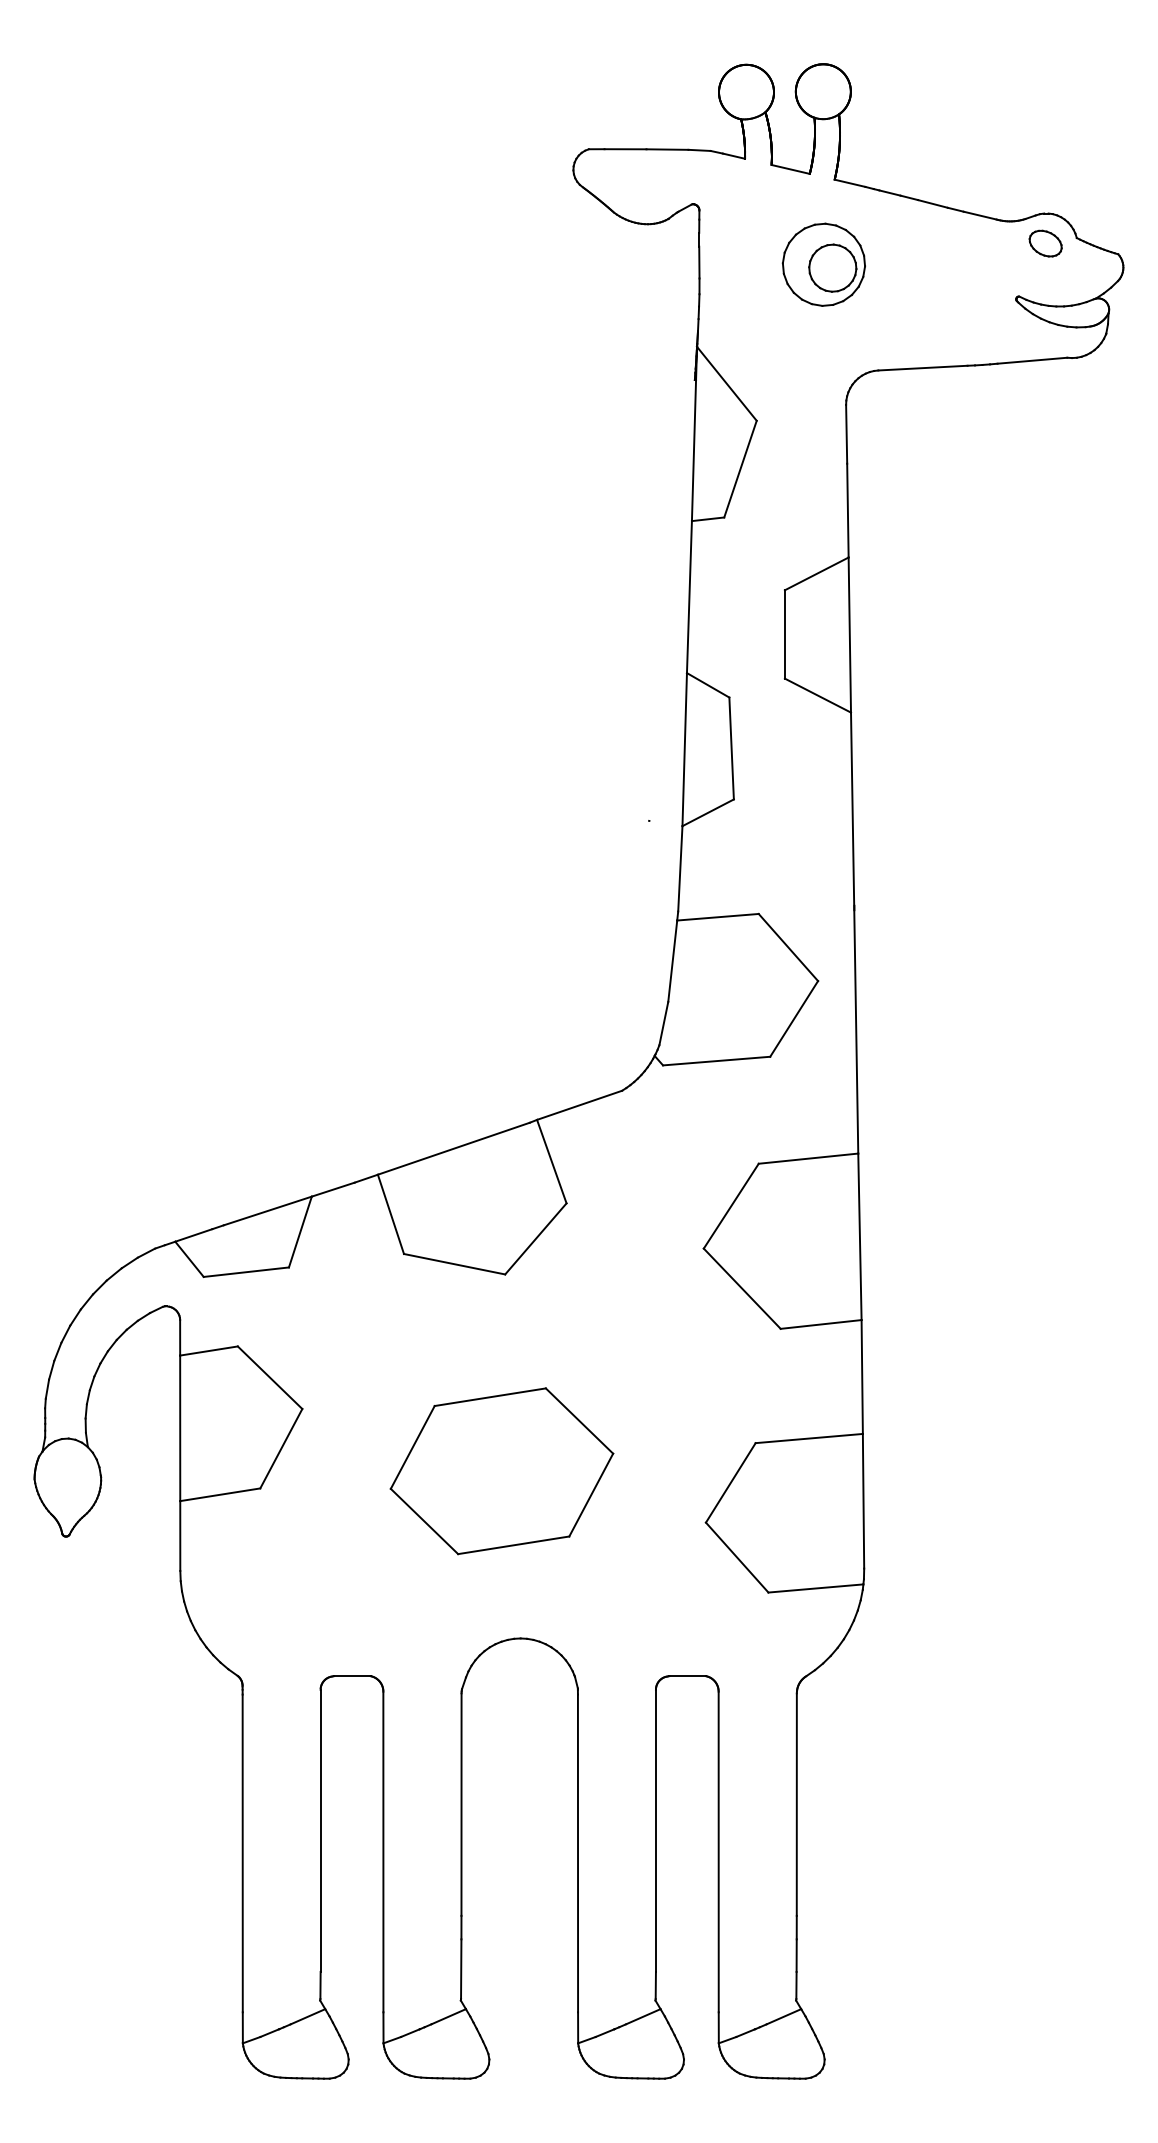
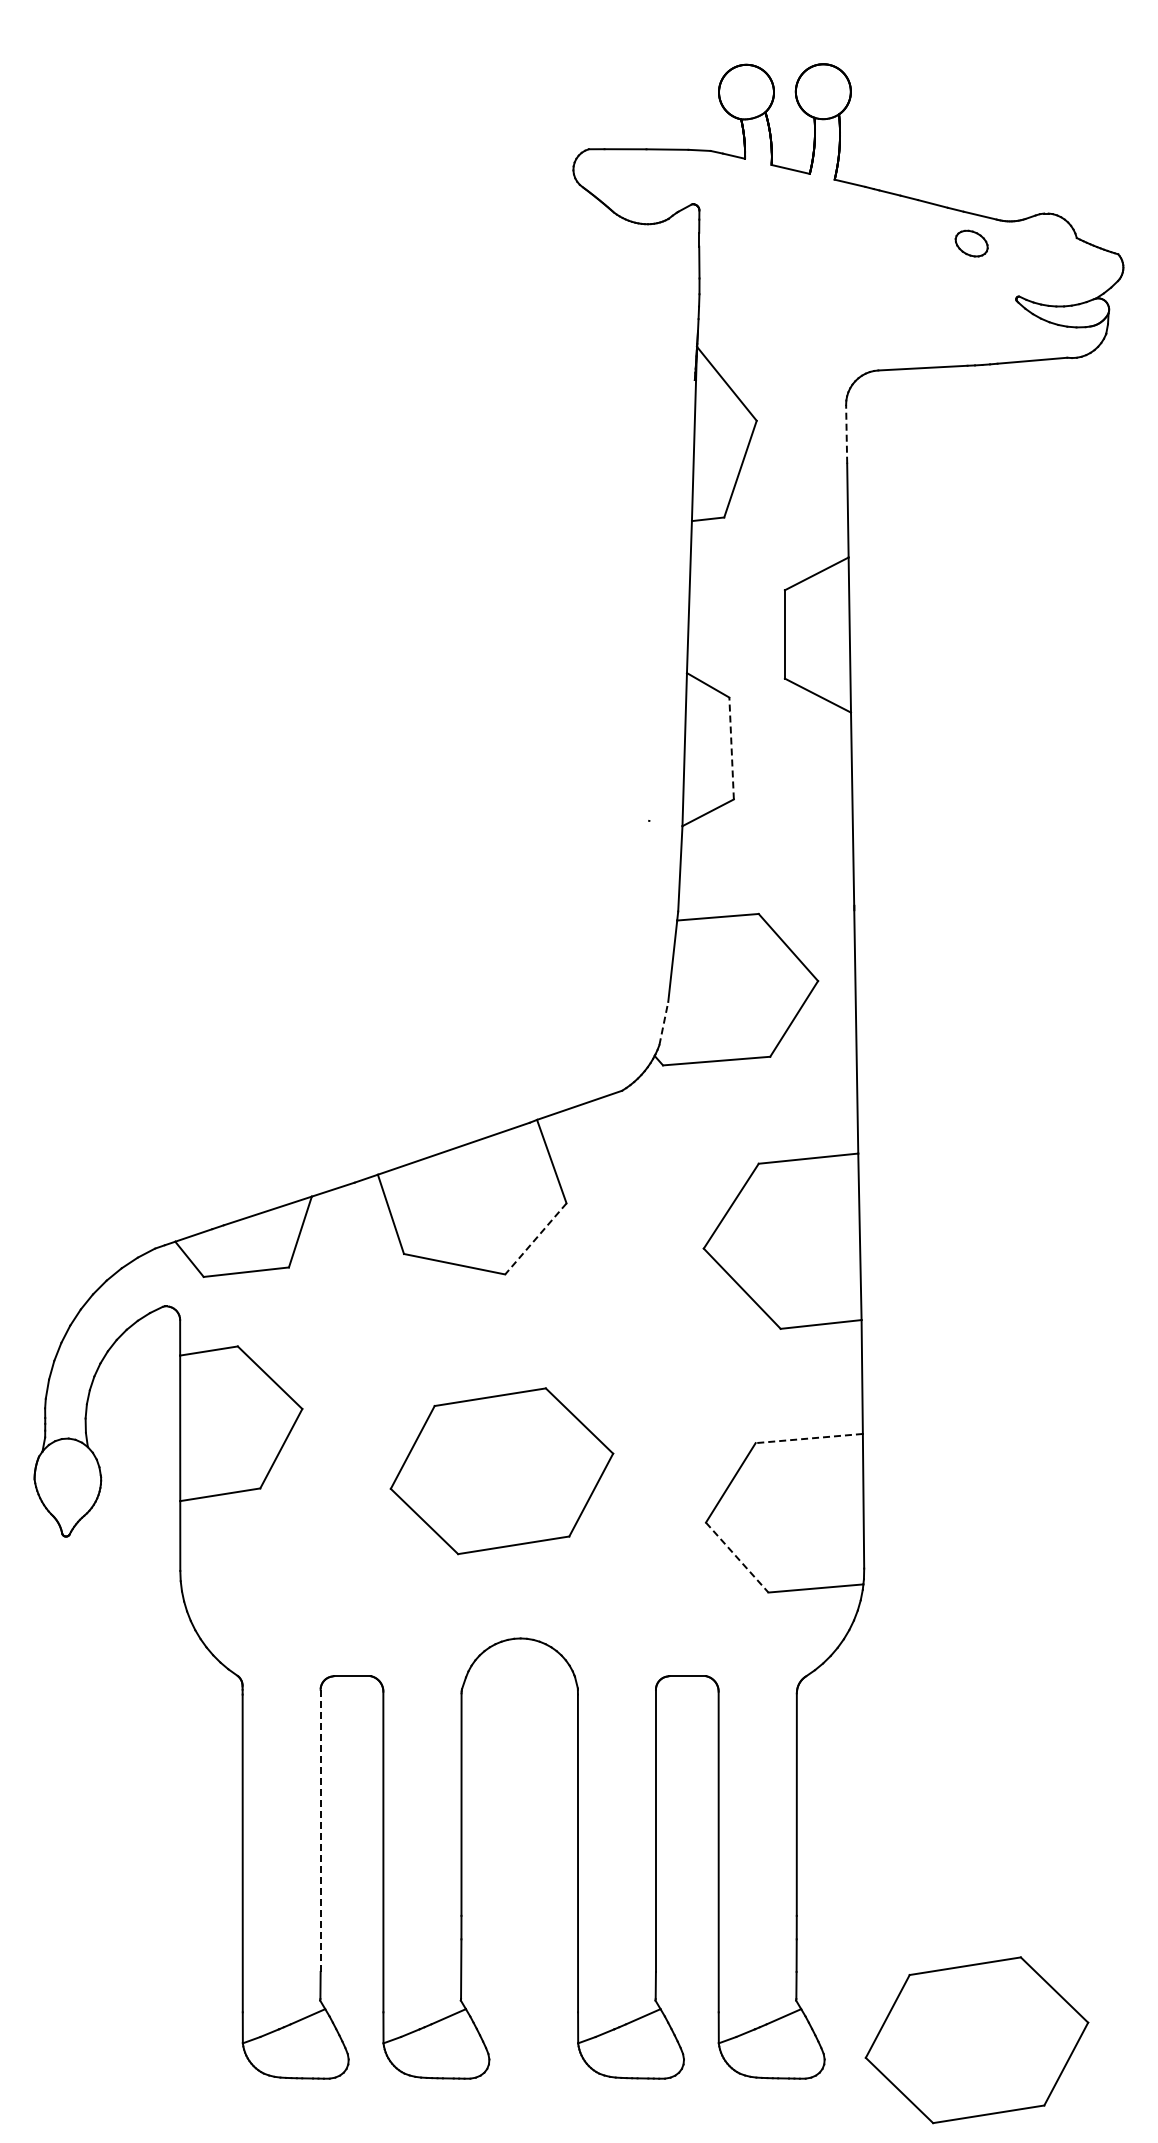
part position: (1045, 243) -> (971, 243) (971, 243)
part: present -> none (823, 264)
line: solid -> dashed (846, 433)
line: solid -> dashed (731, 748)
line: solid -> dashed (663, 1023)
line: solid -> dashed (535, 1238)
line: solid -> dashed (809, 1438)
line: solid -> dashed (737, 1557)
line: solid -> dashed (320, 1830)
part: none -> present (976, 2040)
